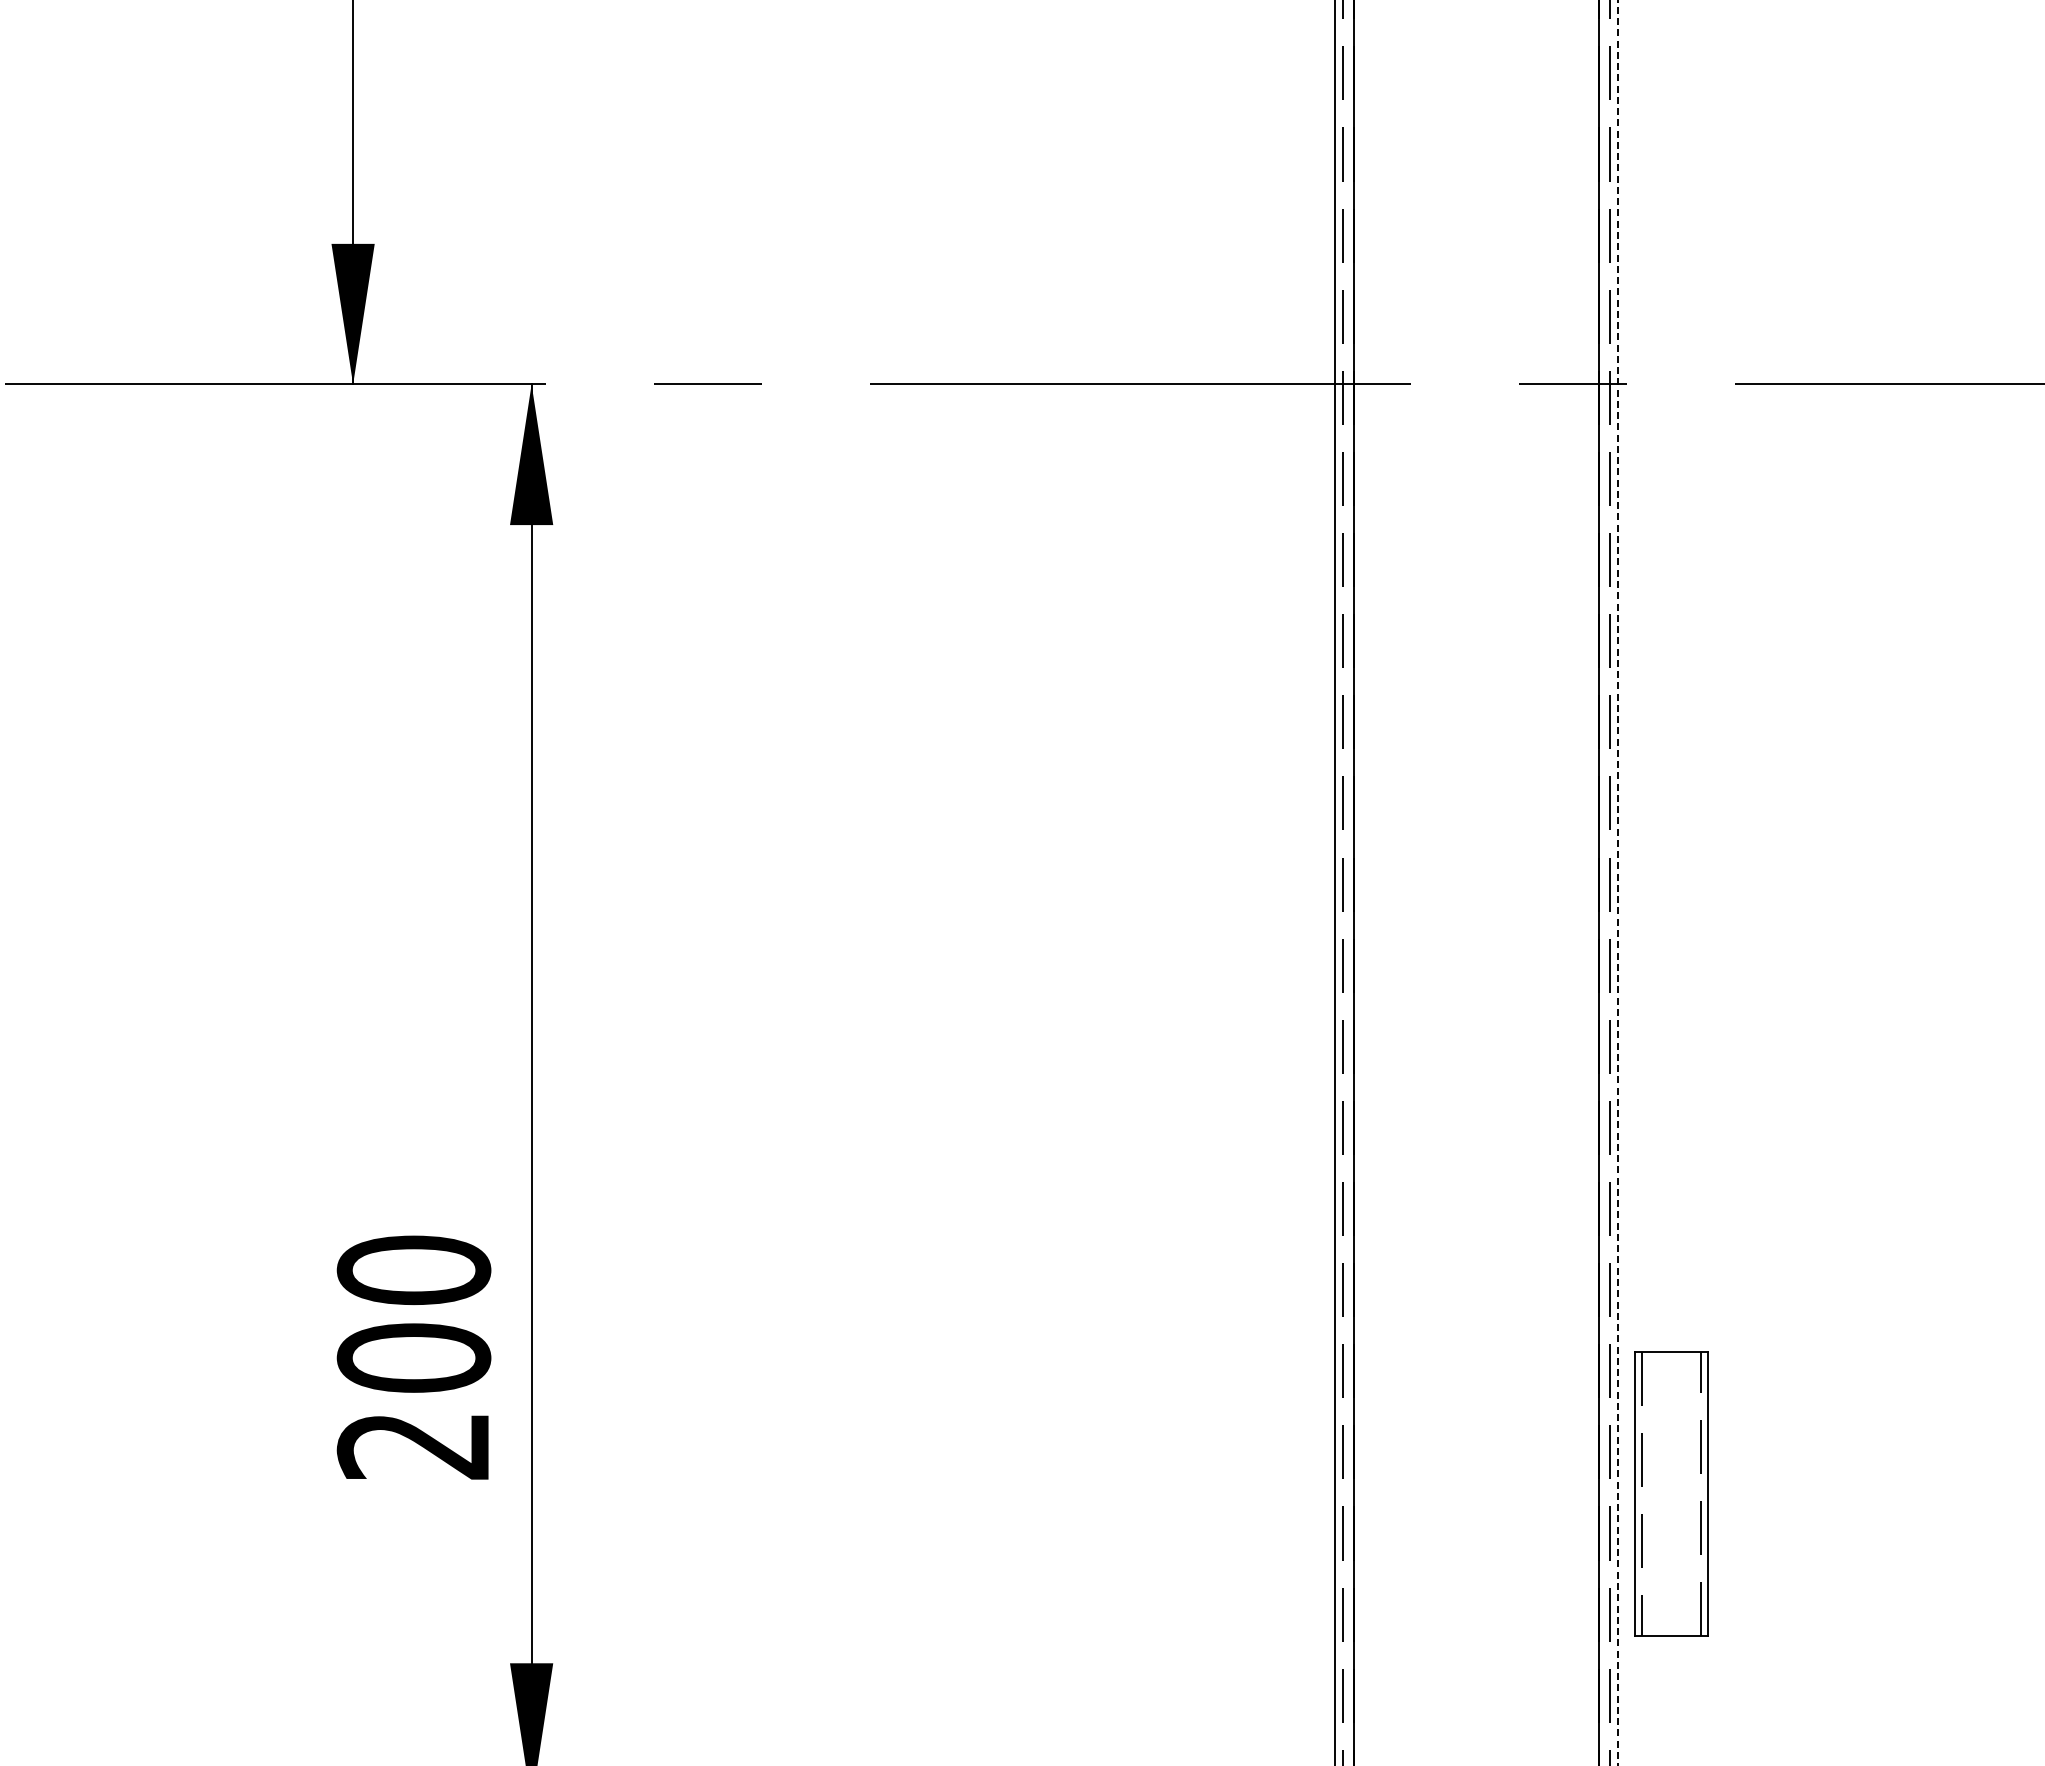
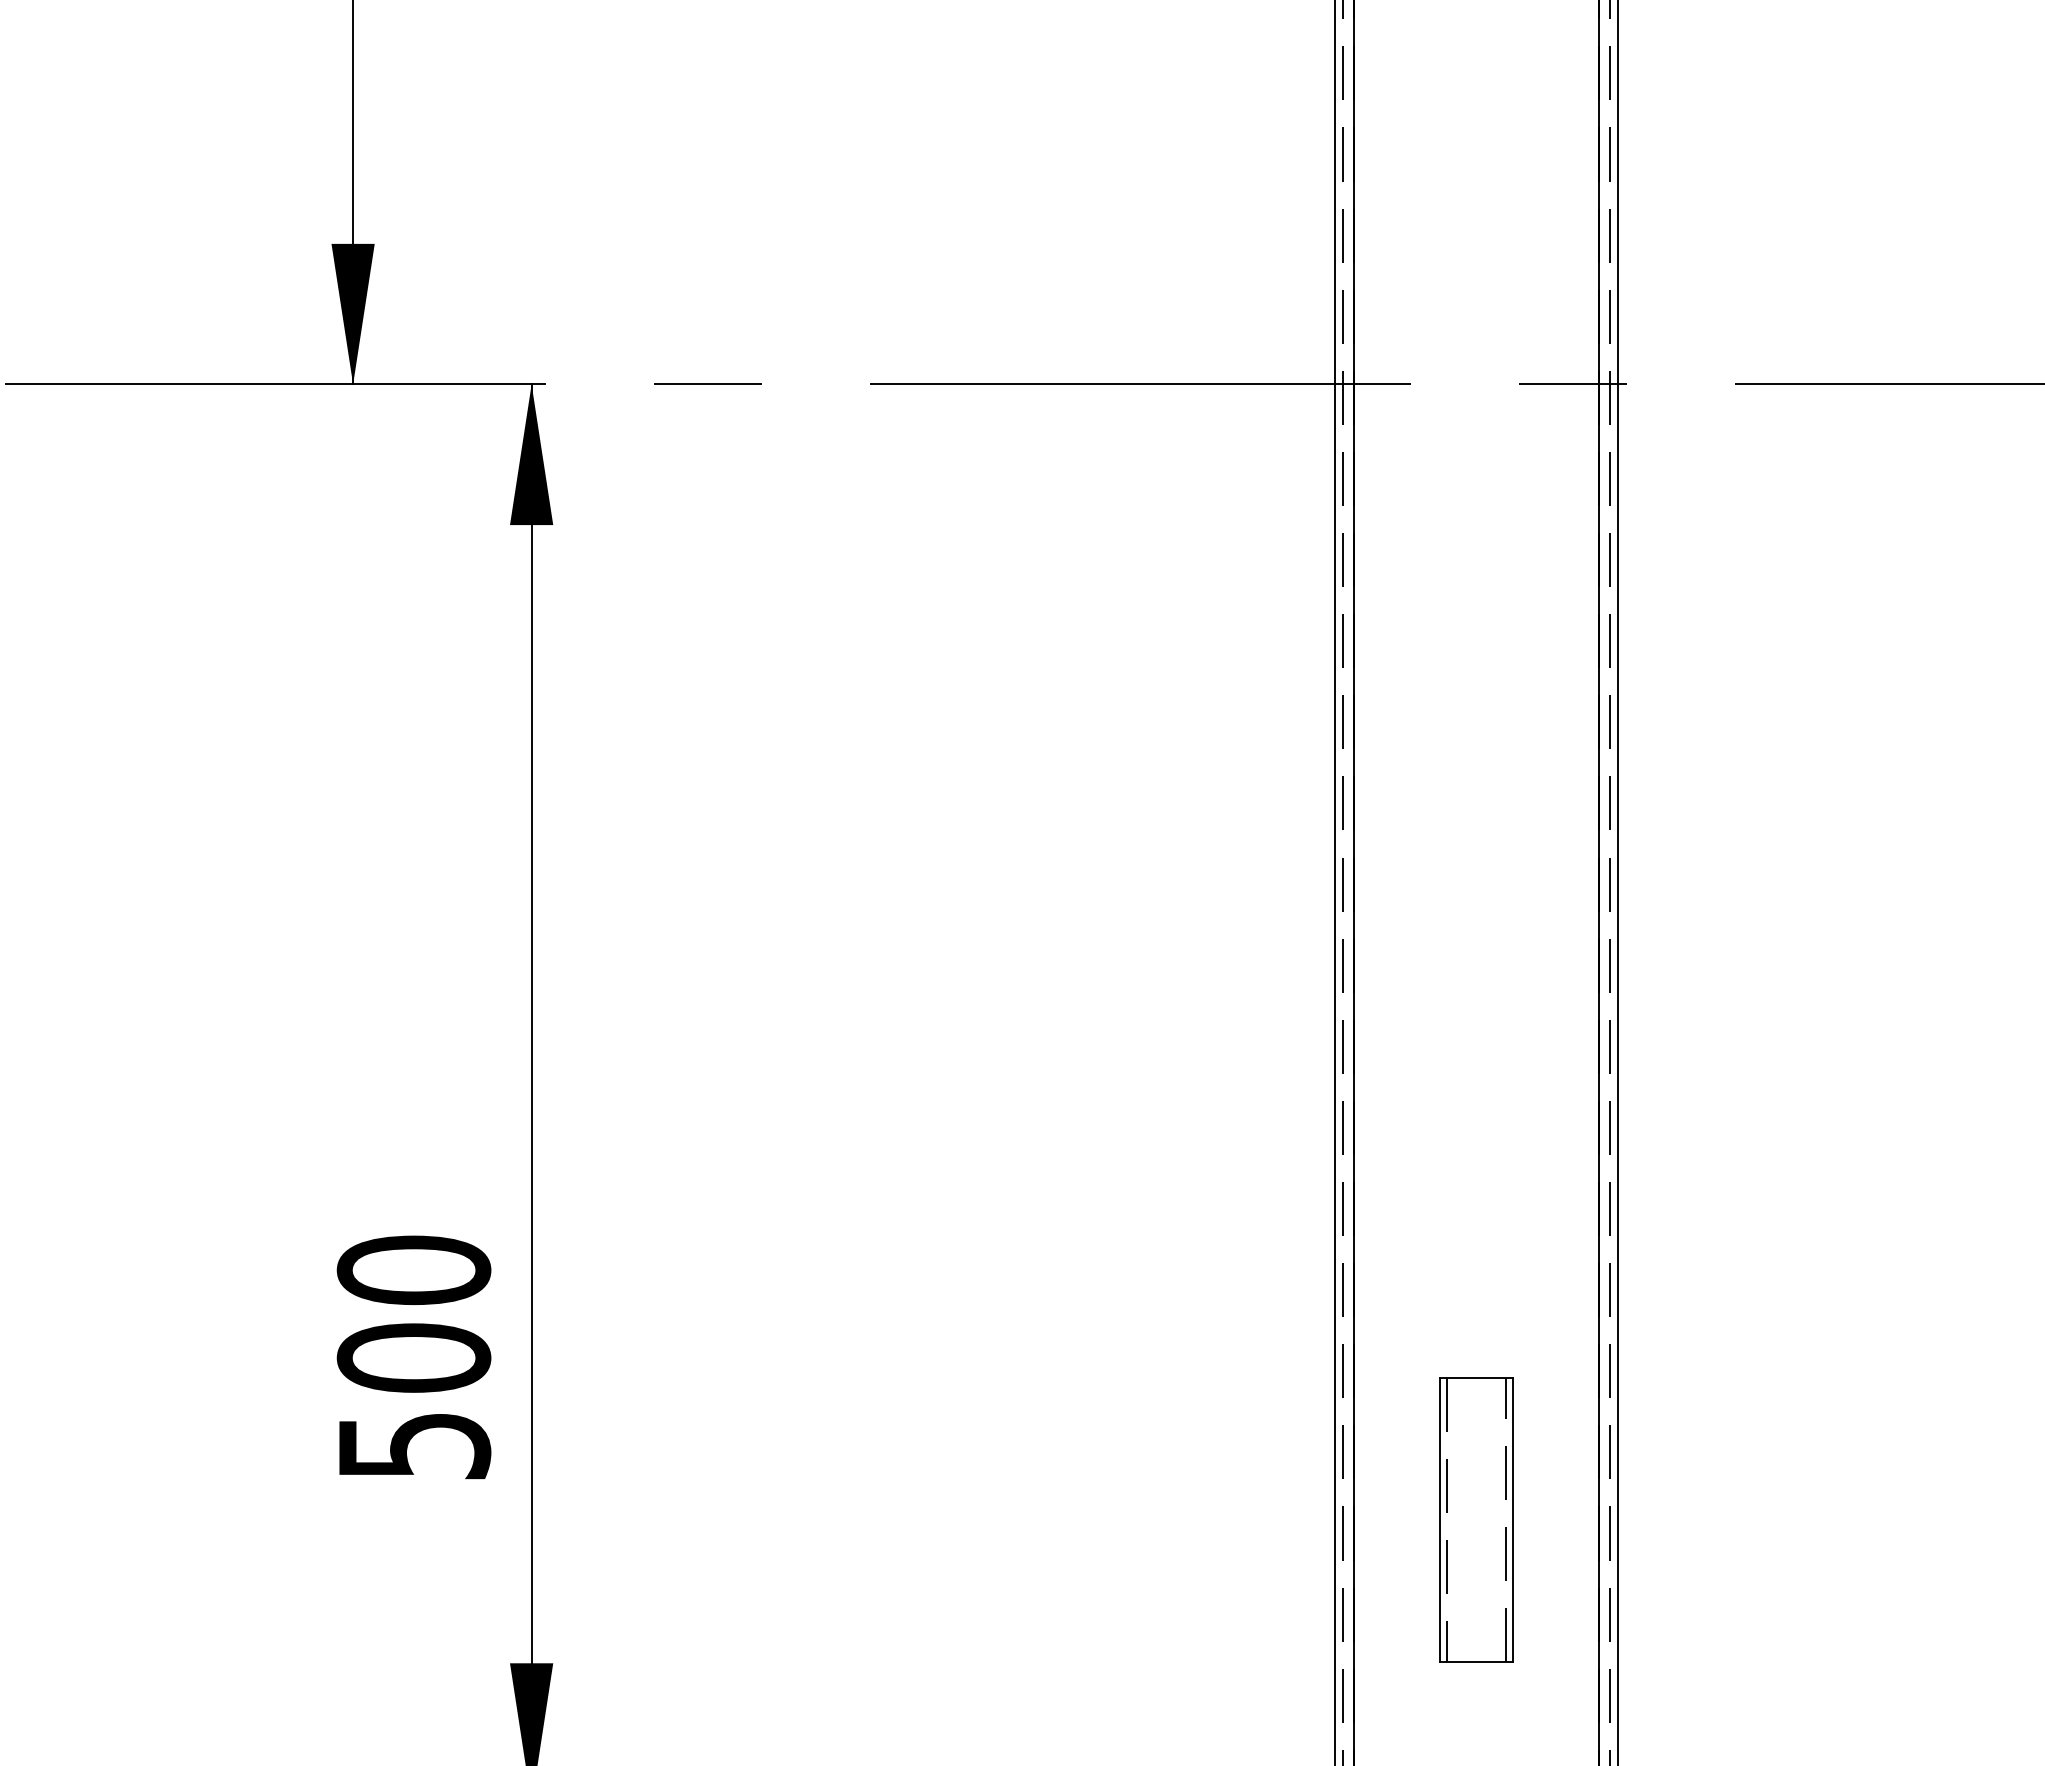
line: dashed -> solid (1618, 882)
text: 200 -> 500 (413, 1446)
part position: (1671, 1493) -> (1476, 1519) (1476, 1519)
